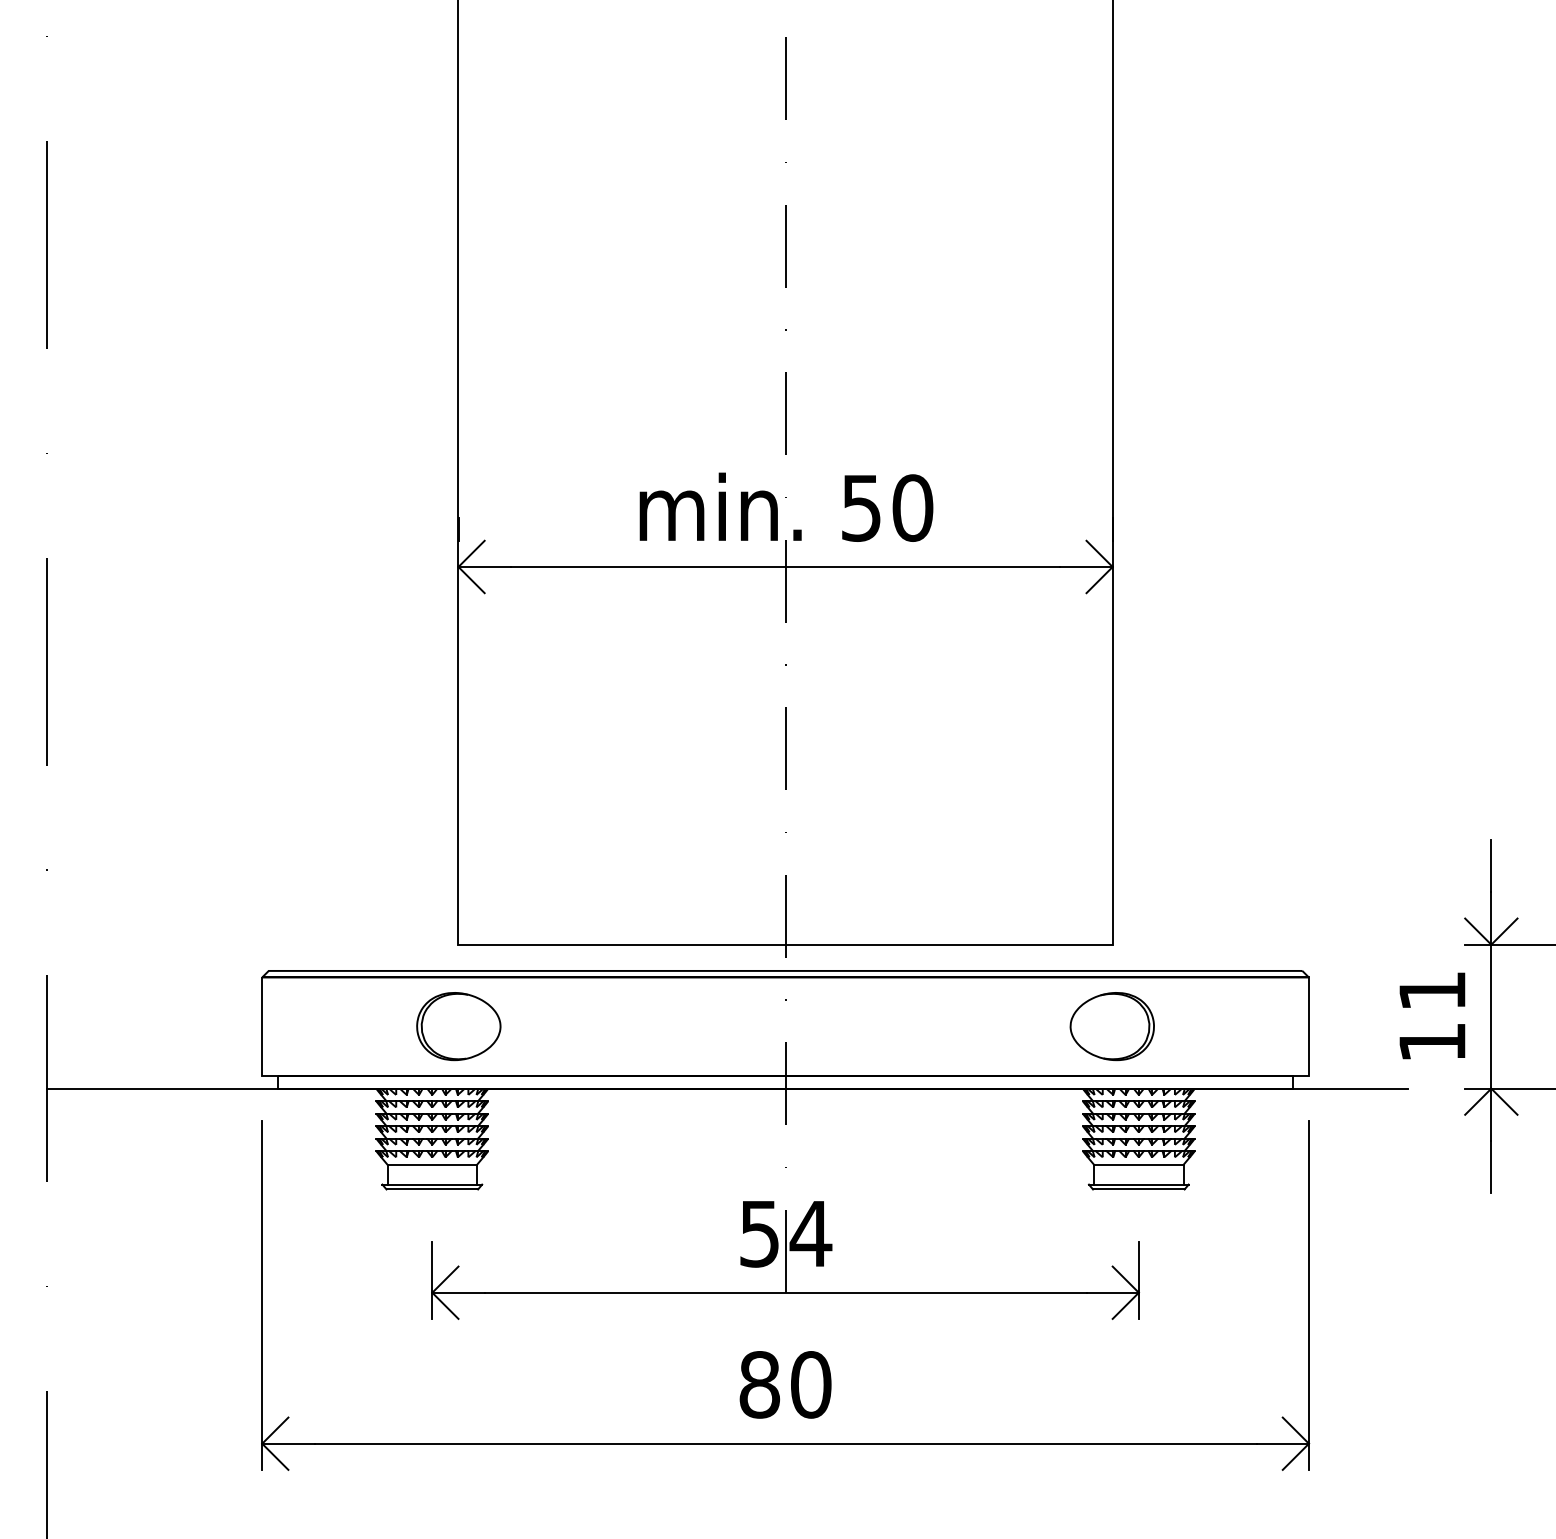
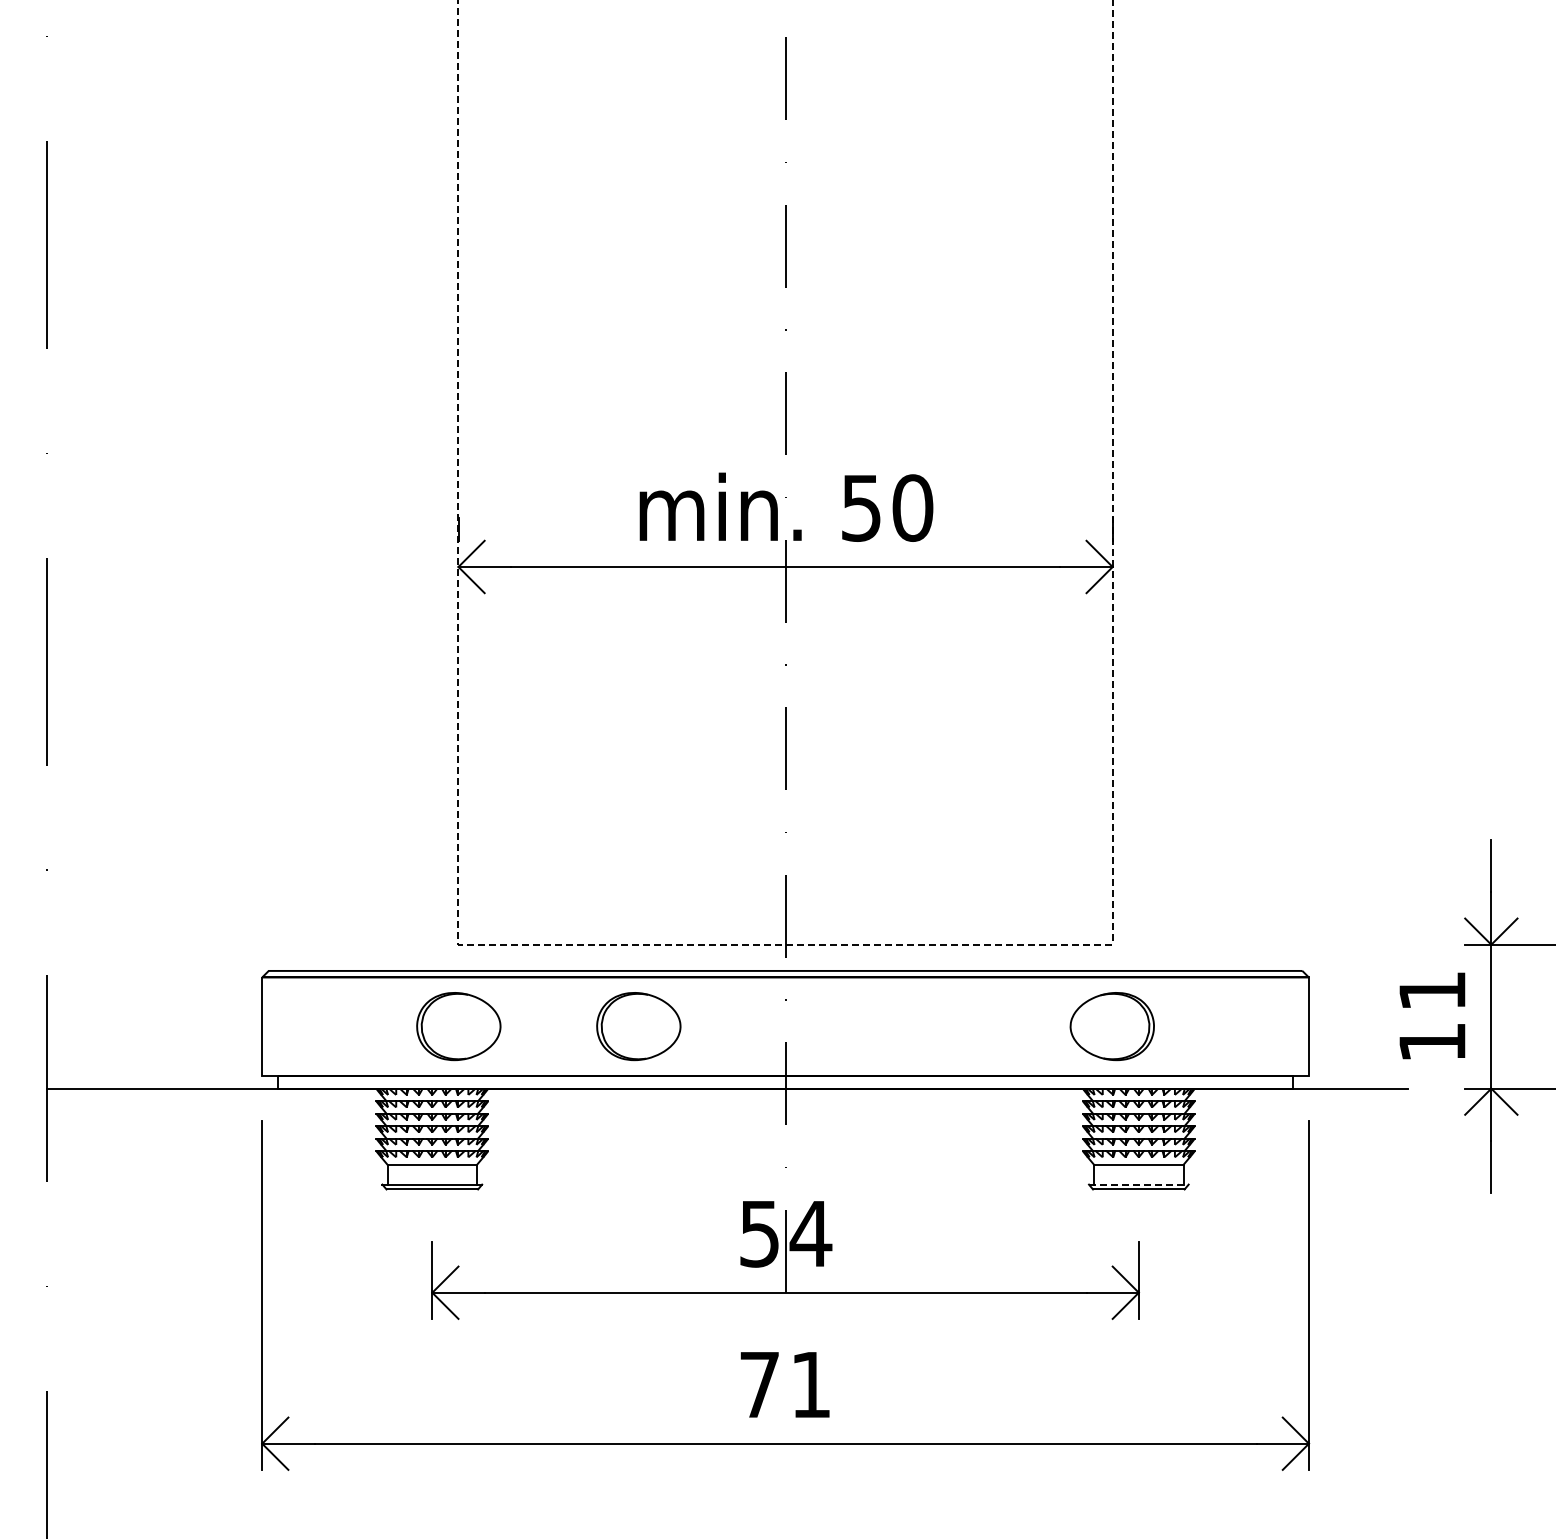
line: solid -> dashed (786, 944)
part: none -> present (638, 1026)
line: solid -> dashed (1138, 1184)
text: 80 -> 71 (785, 1384)
